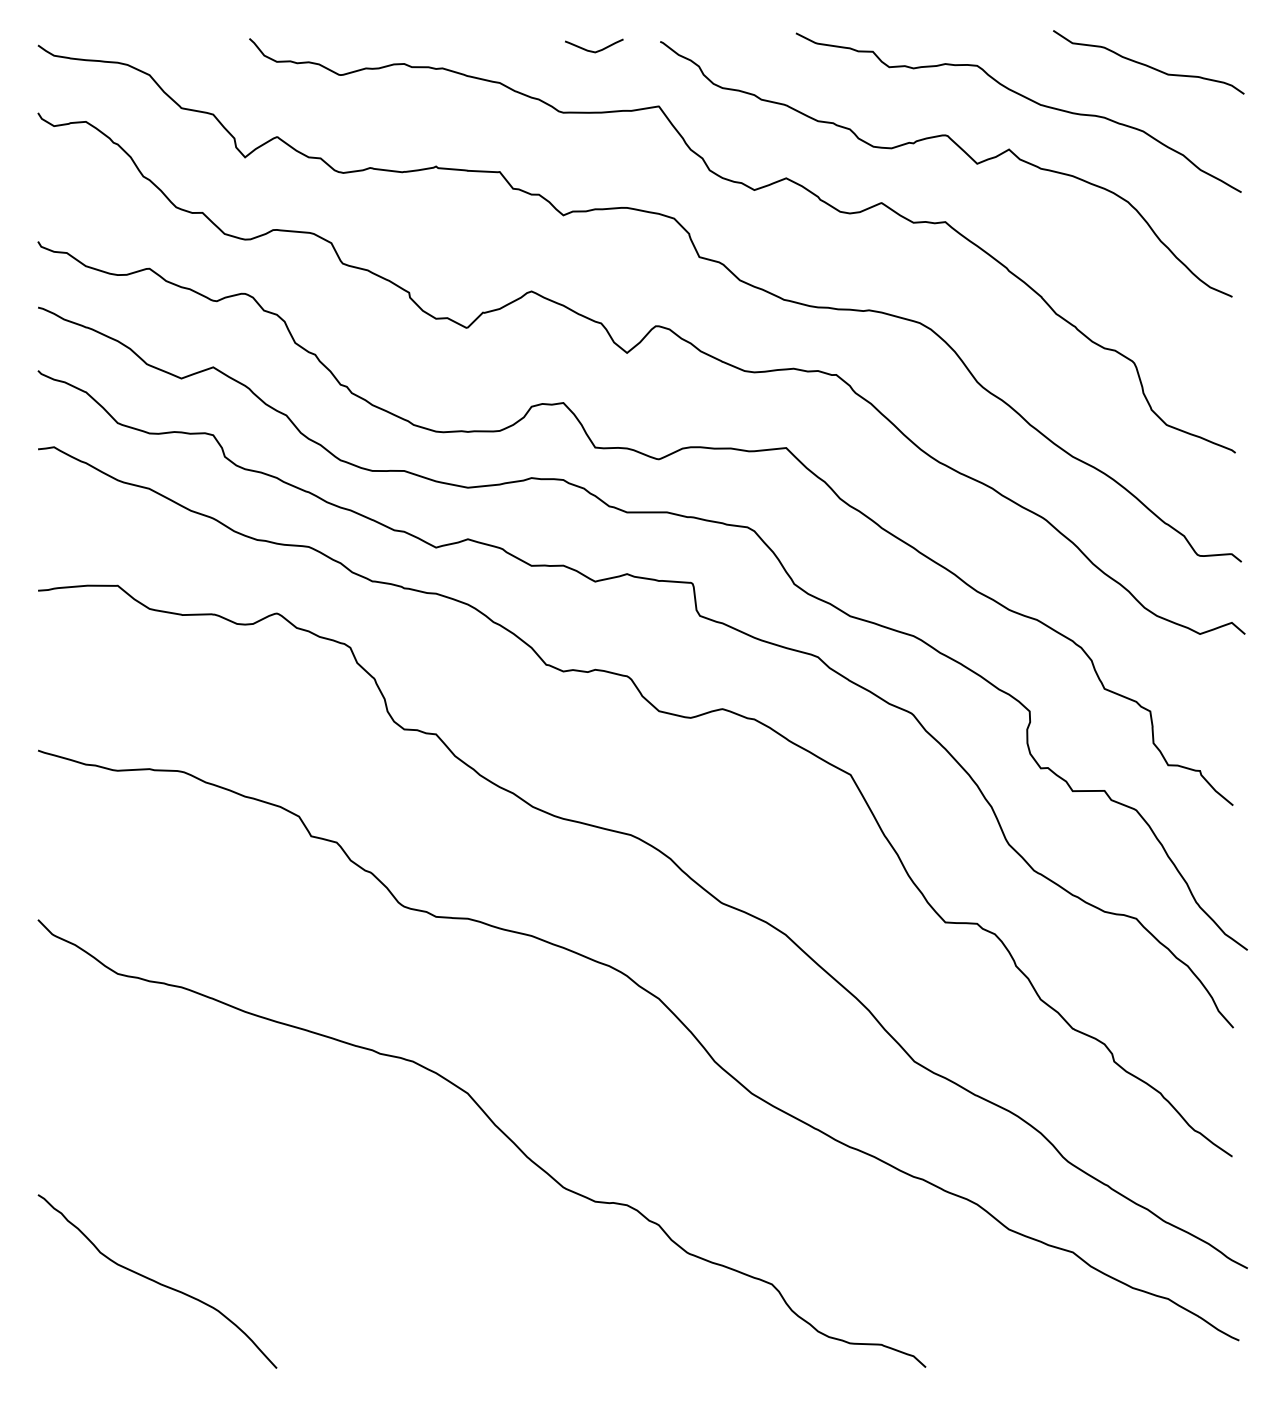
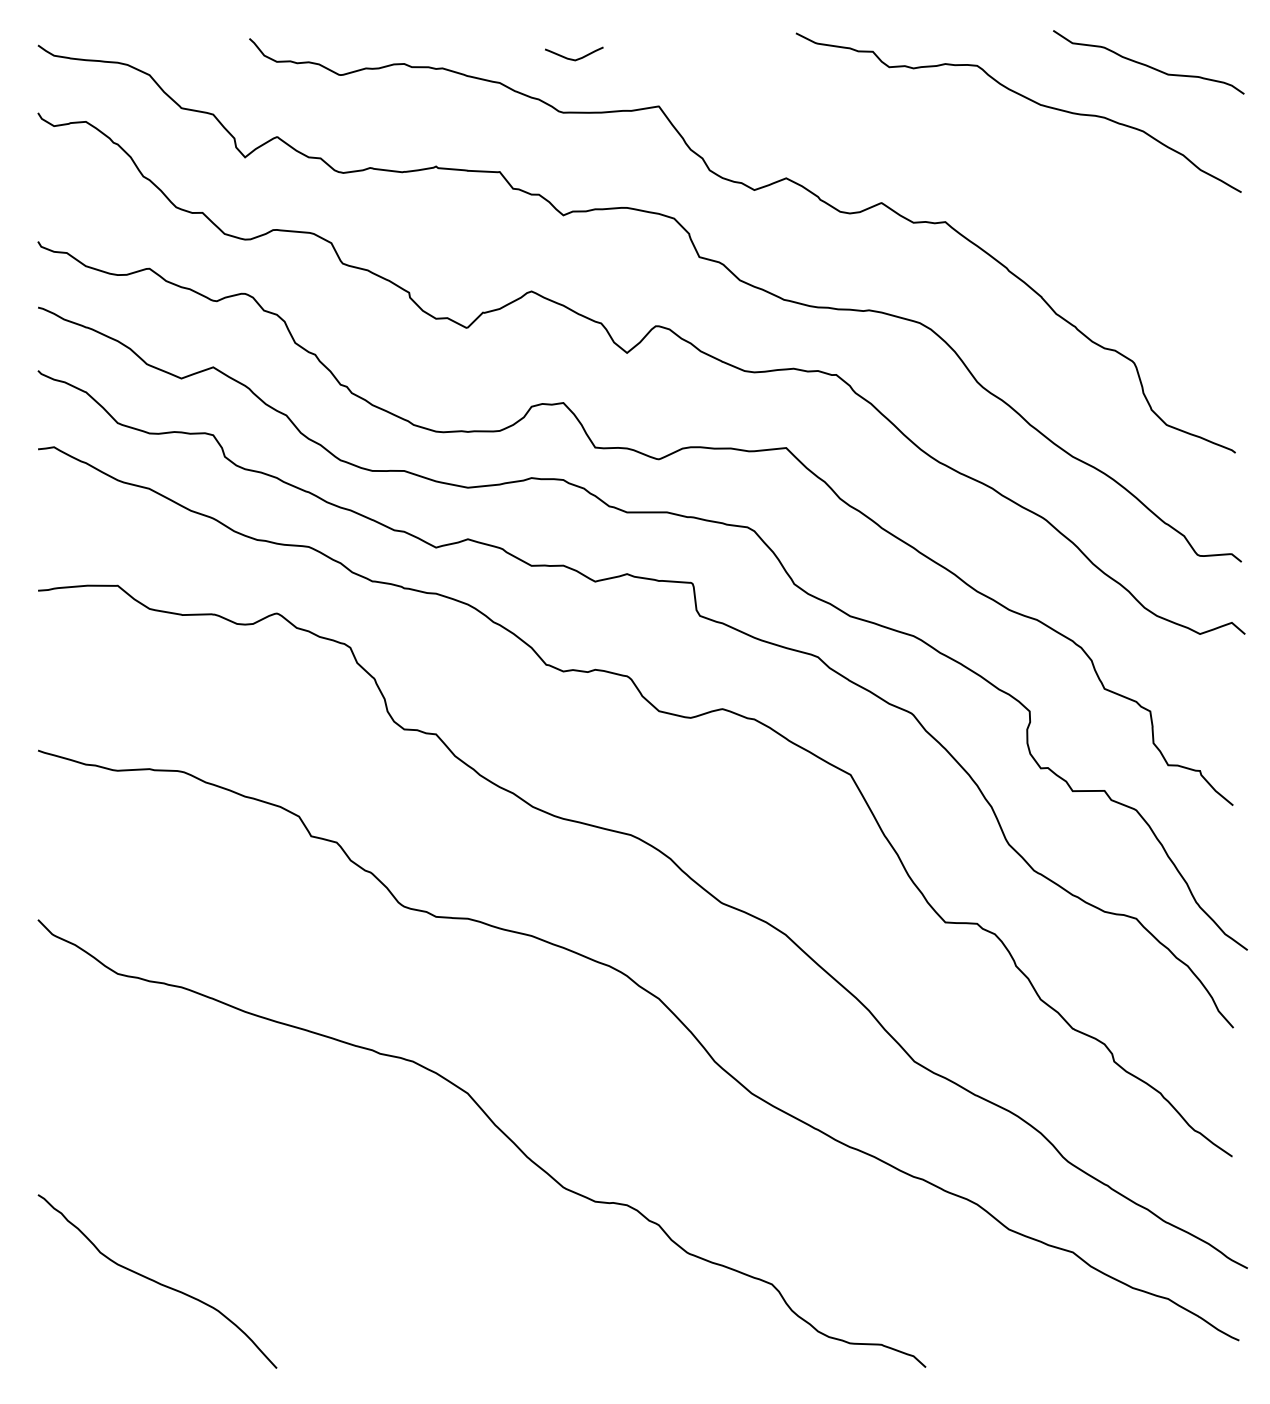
curve position: (592, 50) -> (572, 58) (572, 58)
curve: present -> none (962, 151)
